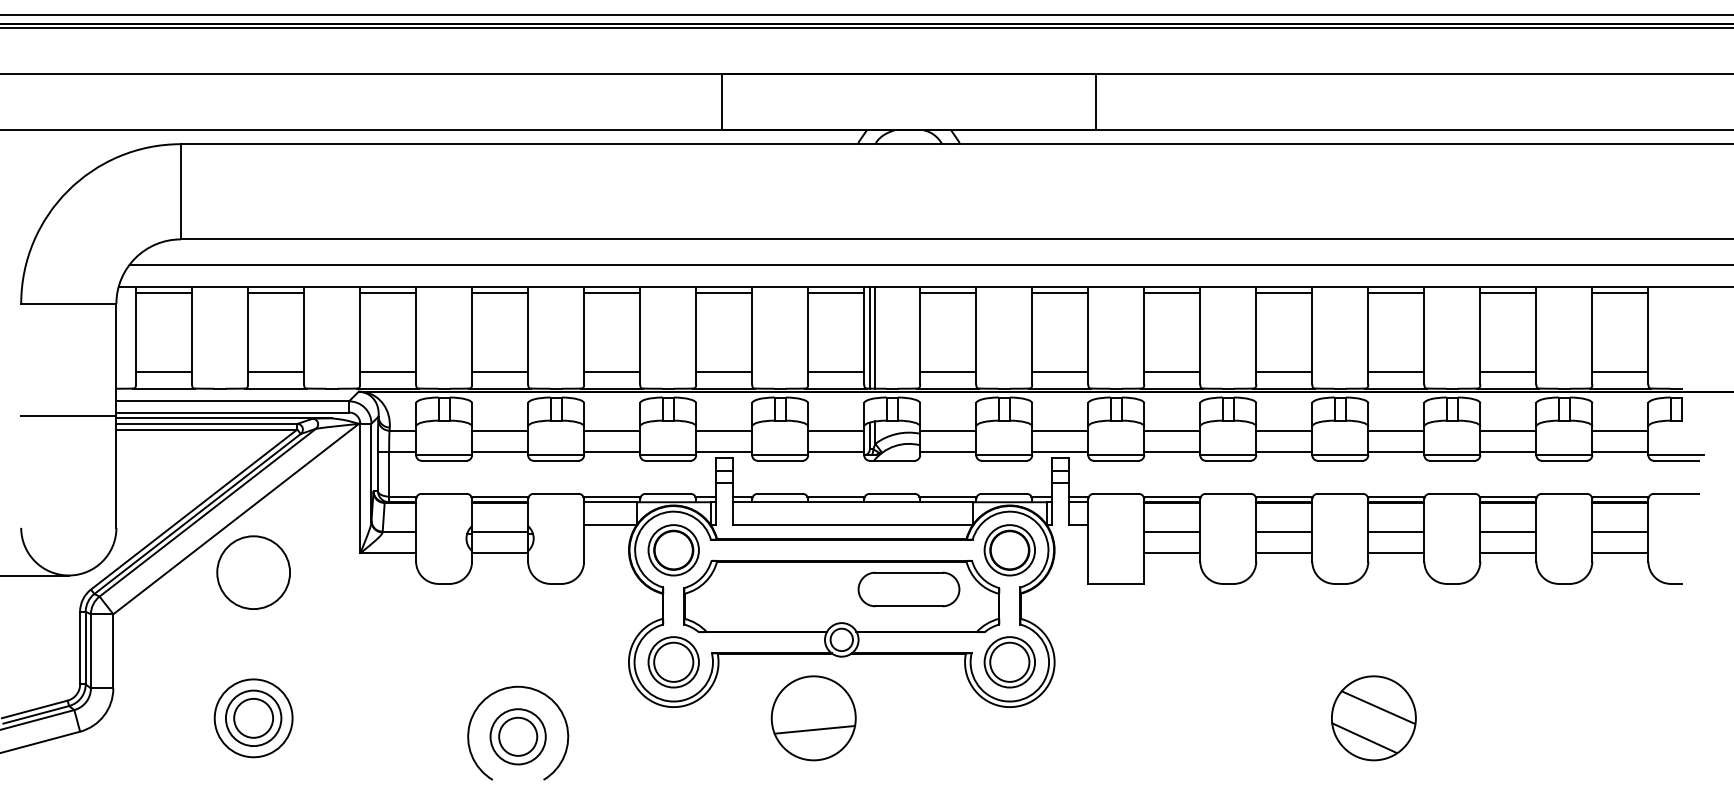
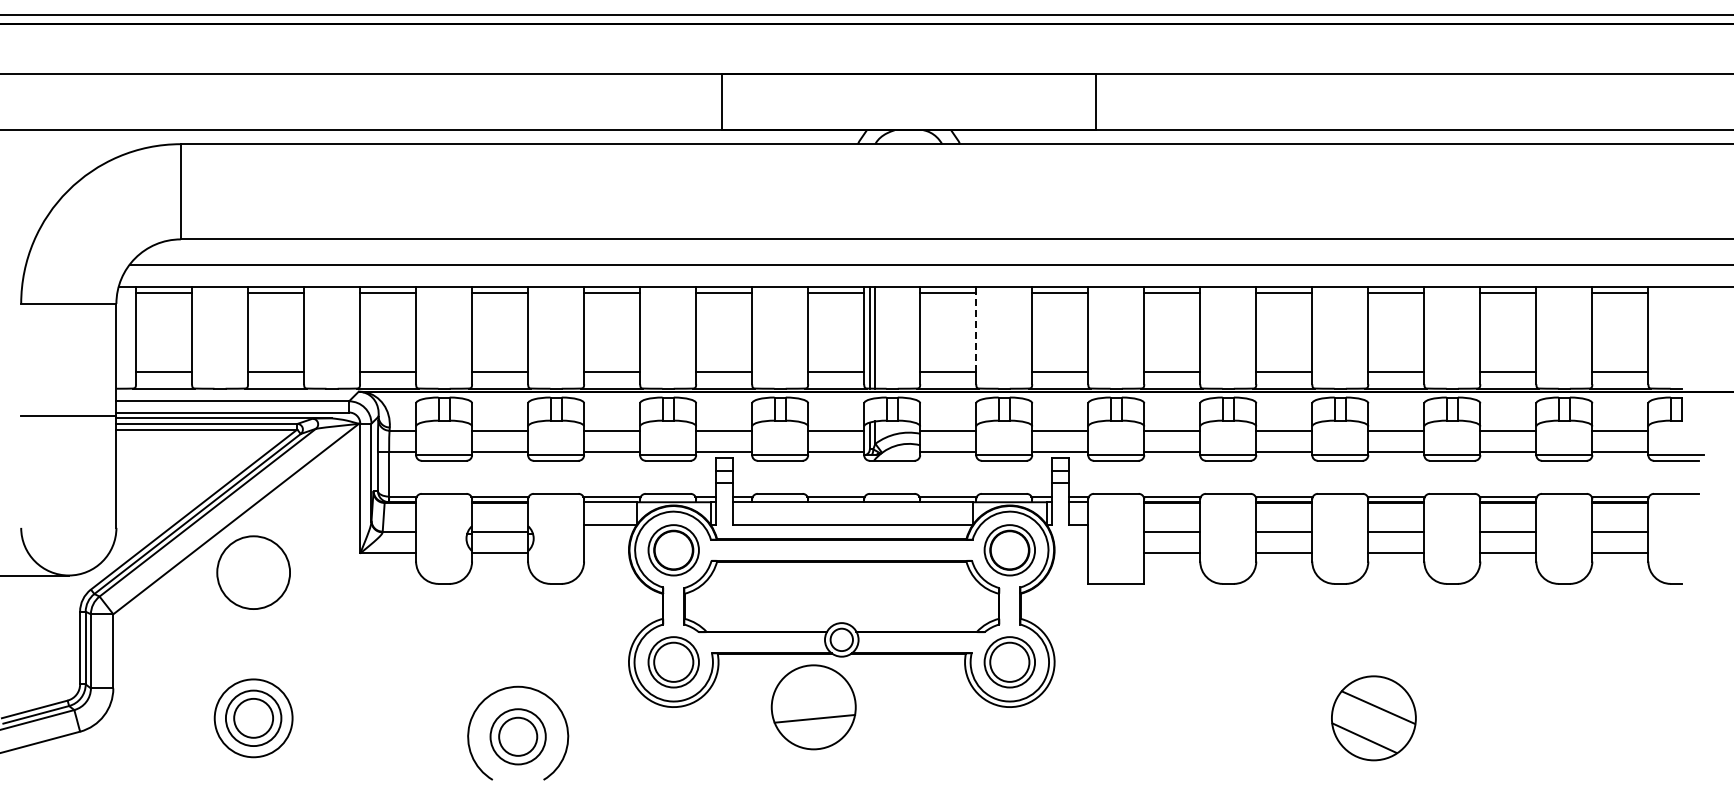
line: present -> none (866, 27)
line: solid -> dashed (976, 332)
part: present -> none (908, 589)
part position: (813, 718) -> (813, 707) (813, 707)
